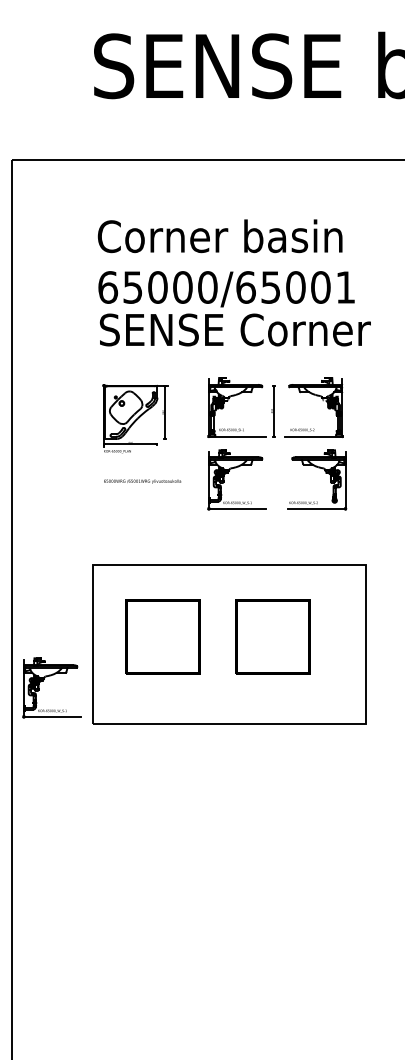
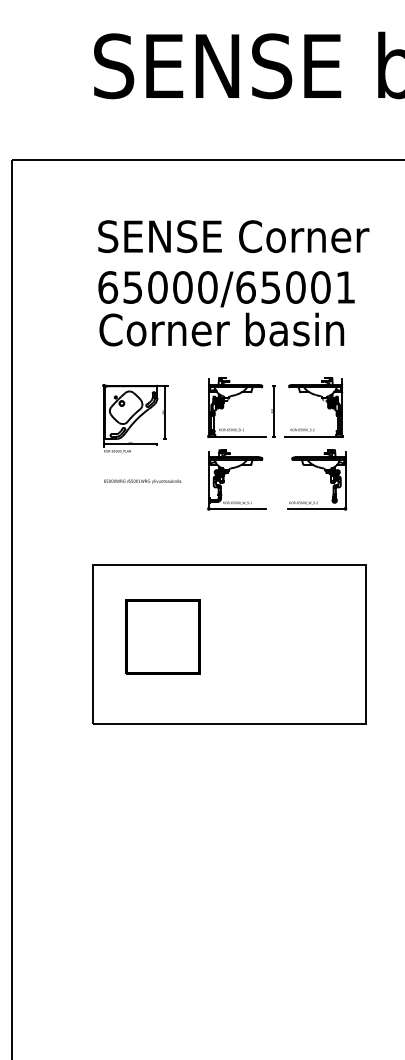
text: Corner basin -> SENSE Corner (233, 236)
text: SENSE Corner -> Corner basin (234, 329)
part: present -> none (272, 636)
part: present -> none (44, 680)
